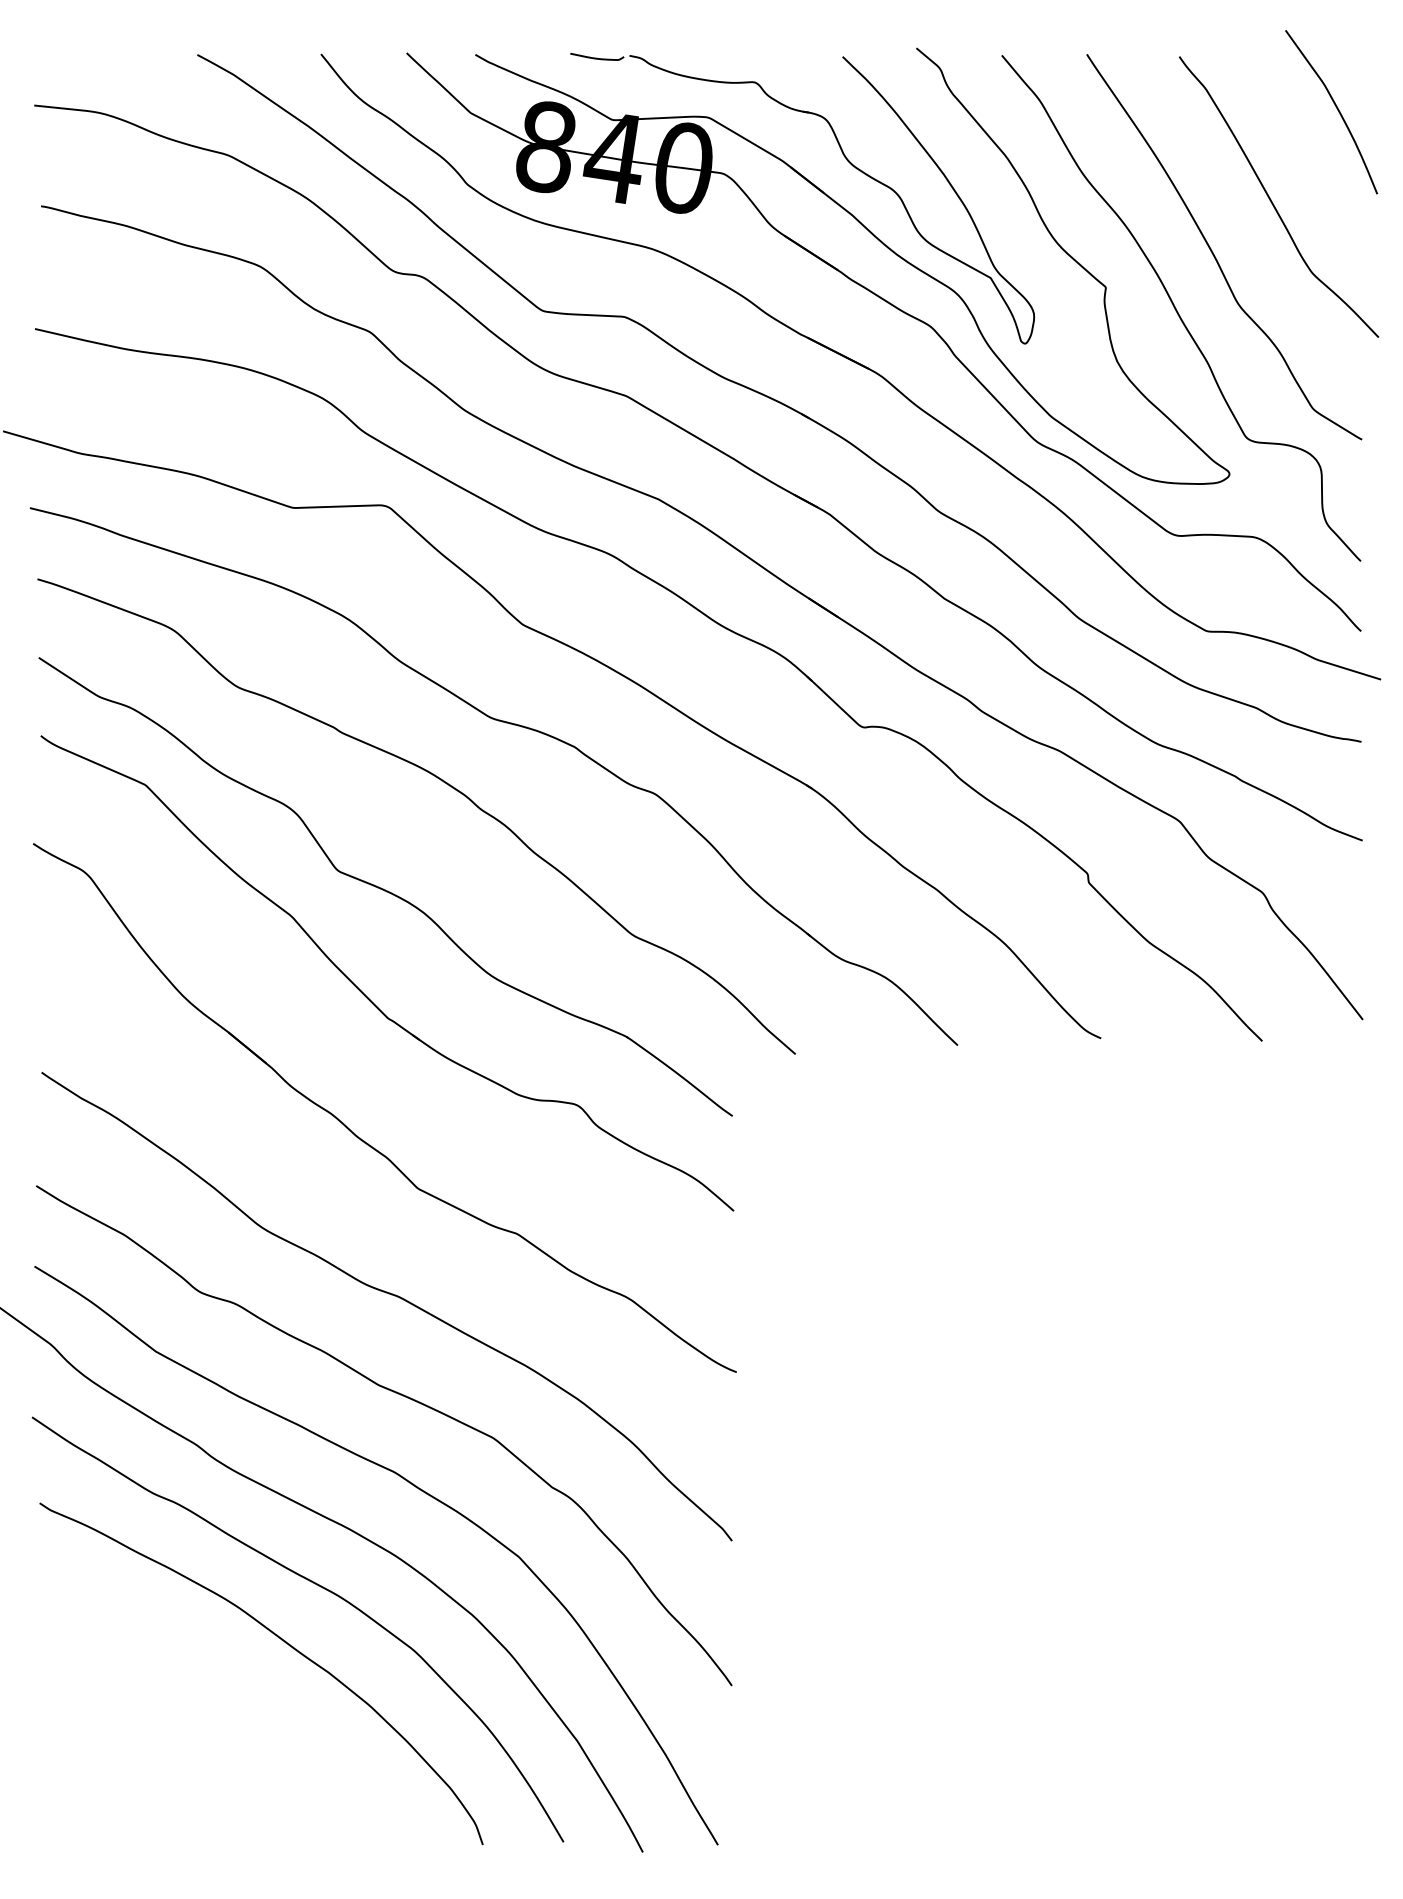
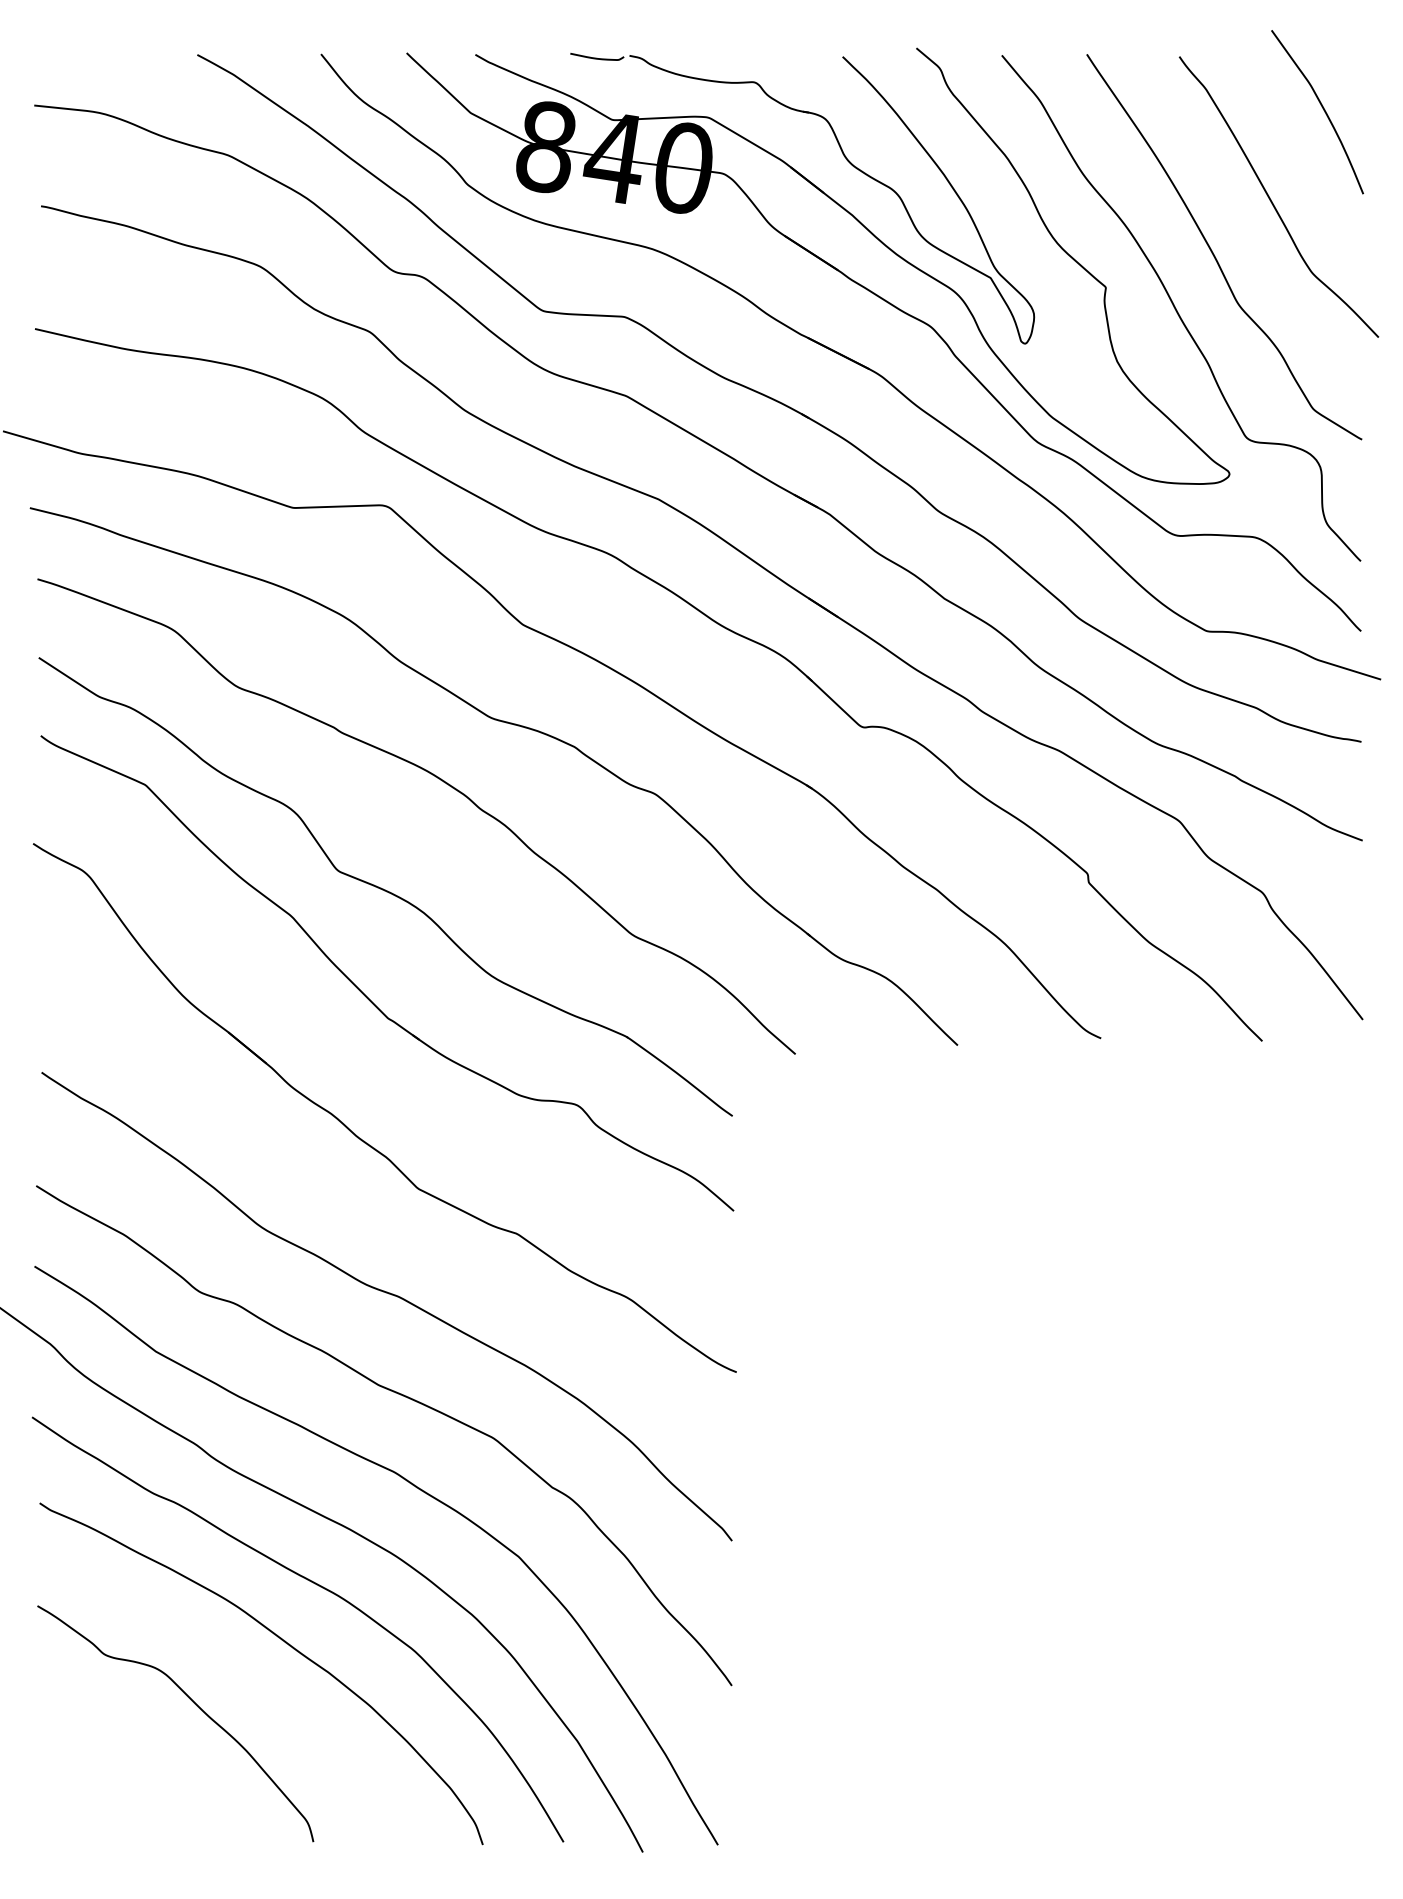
curve position: (1337, 110) -> (1323, 110) (1323, 110)
curve: none -> present (194, 1704)
